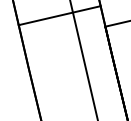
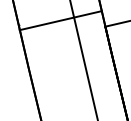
line position: (59, 15) -> (60, 20) (60, 20)
